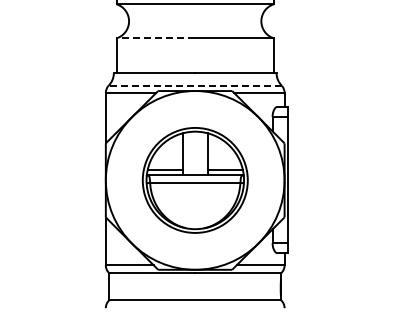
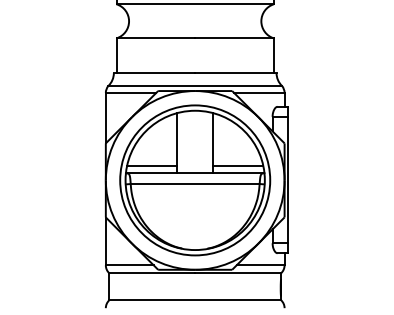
line: dashed -> solid (155, 38)
line: dashed -> solid (195, 85)
part size: 108x107 px -> 153x153 px (195, 180)
